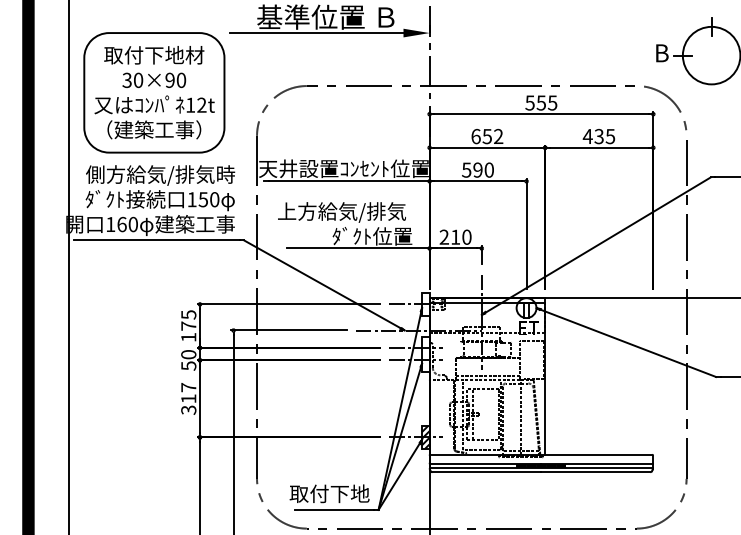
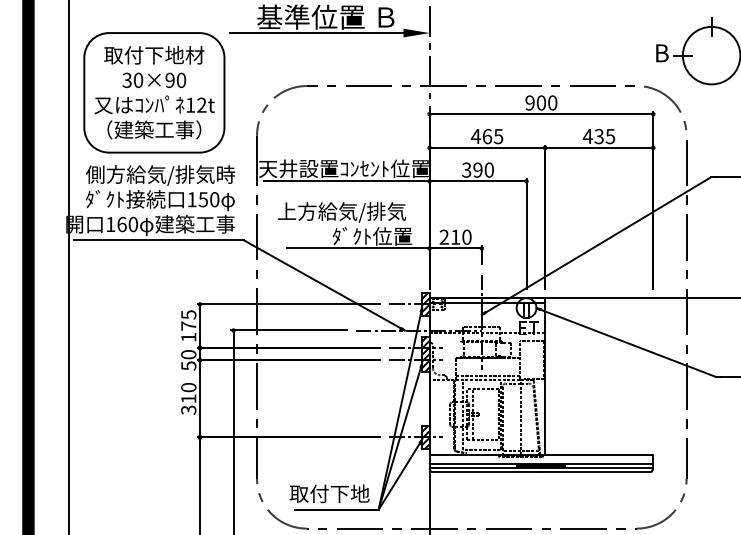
text: 555 -> 900 (541, 102)
text: 652 -> 465 (486, 136)
text: 590 -> 390 (466, 169)
hatch: none -> present (425, 304)
hatch: none -> present (425, 353)
text: 317 -> 310 (188, 387)
